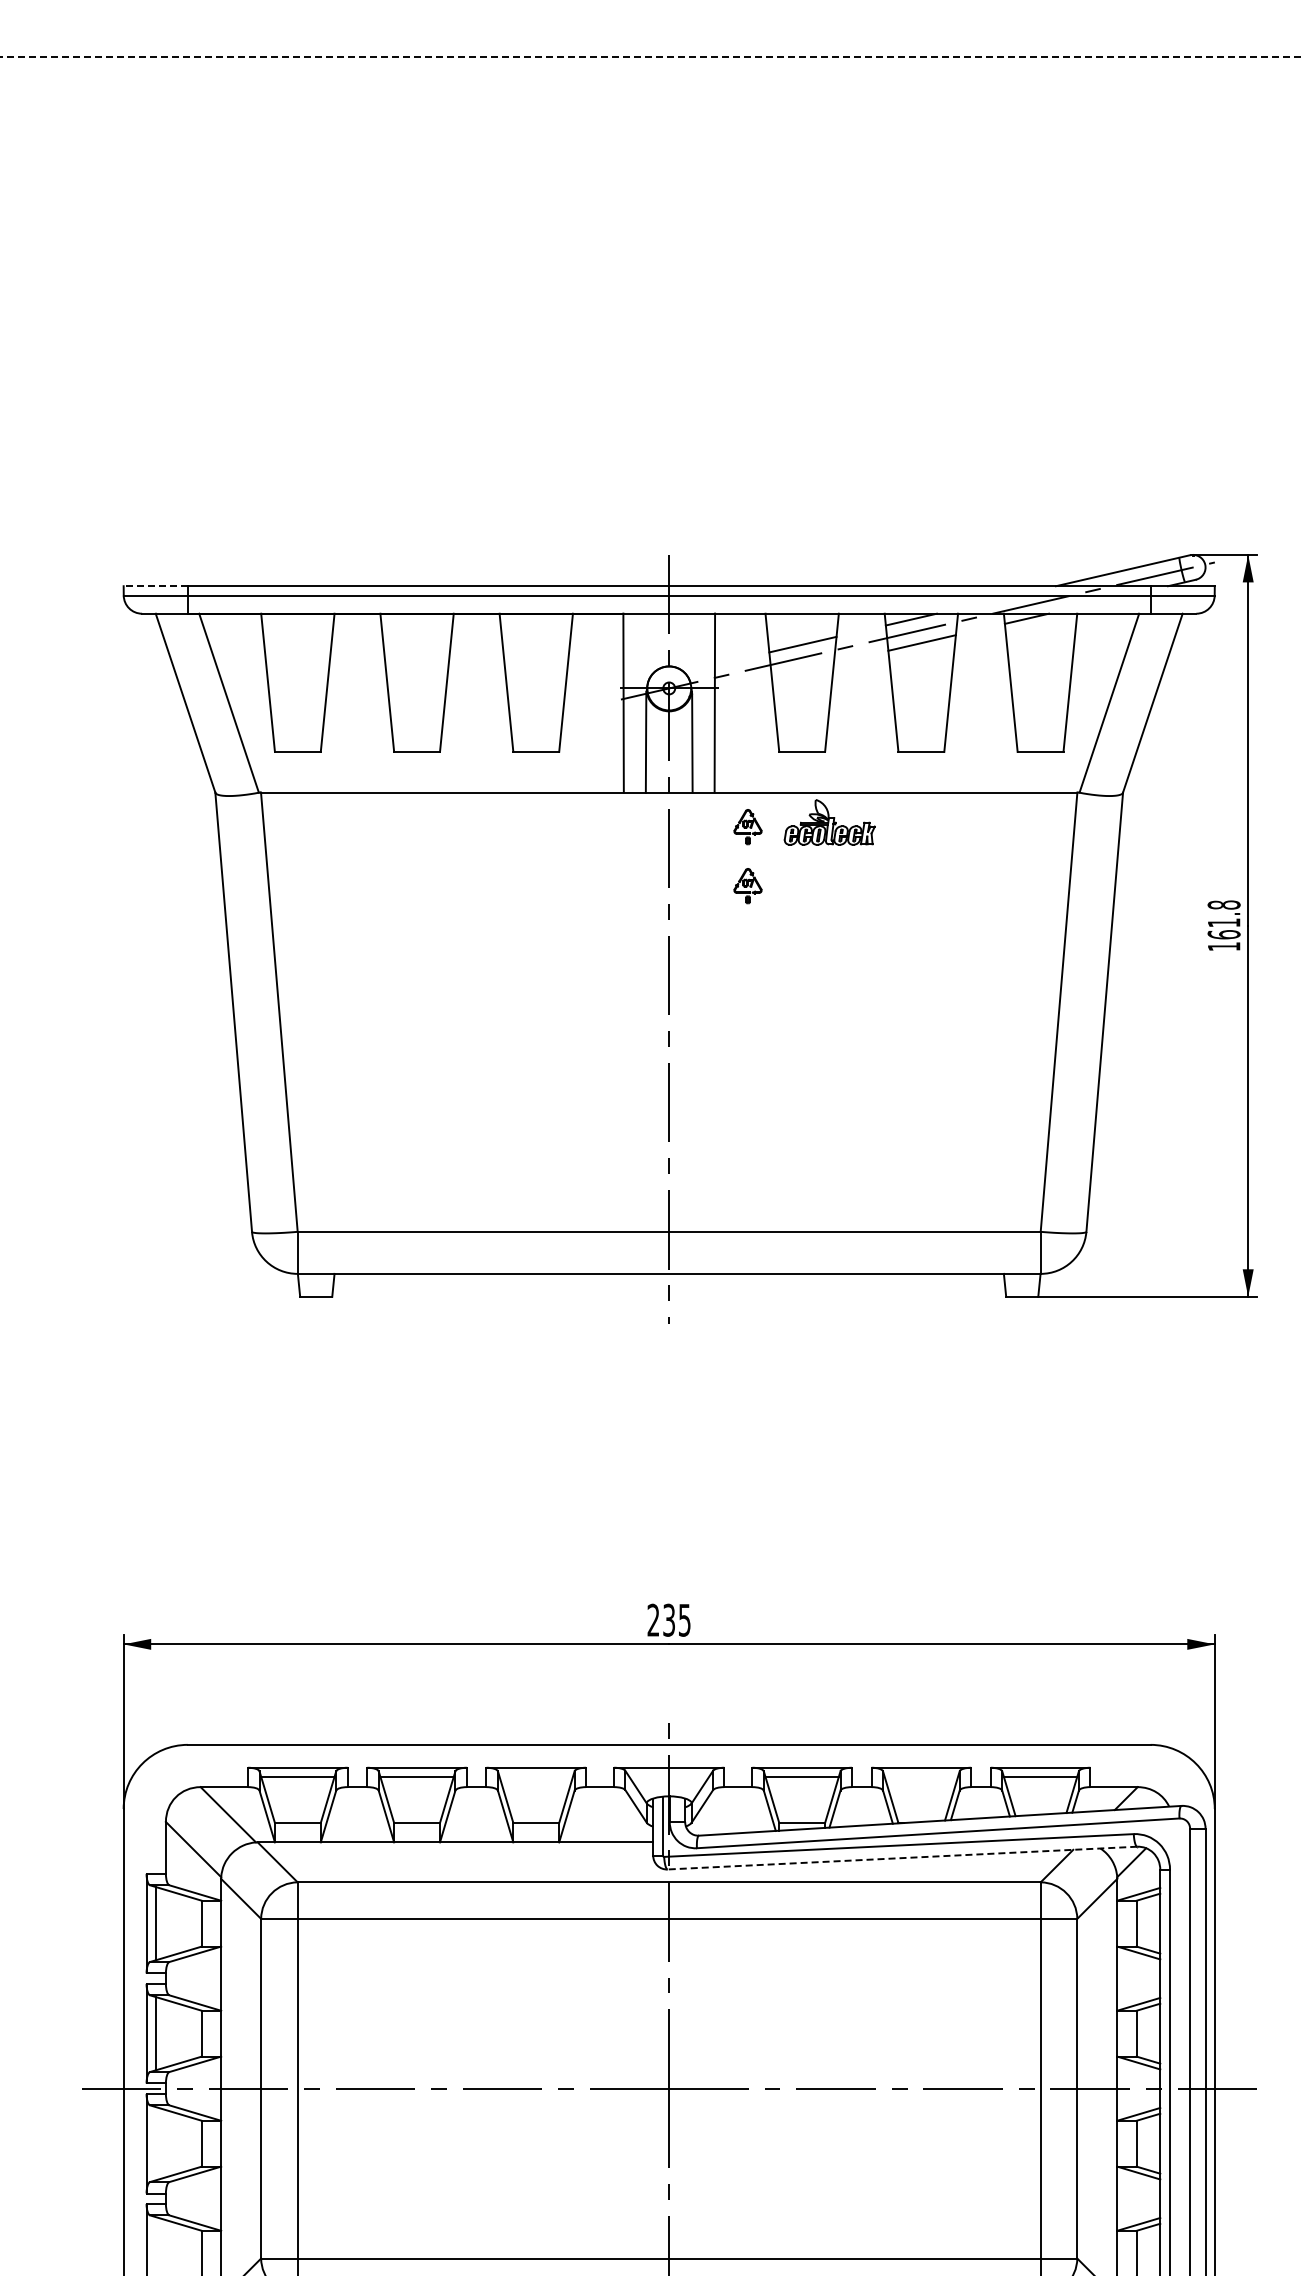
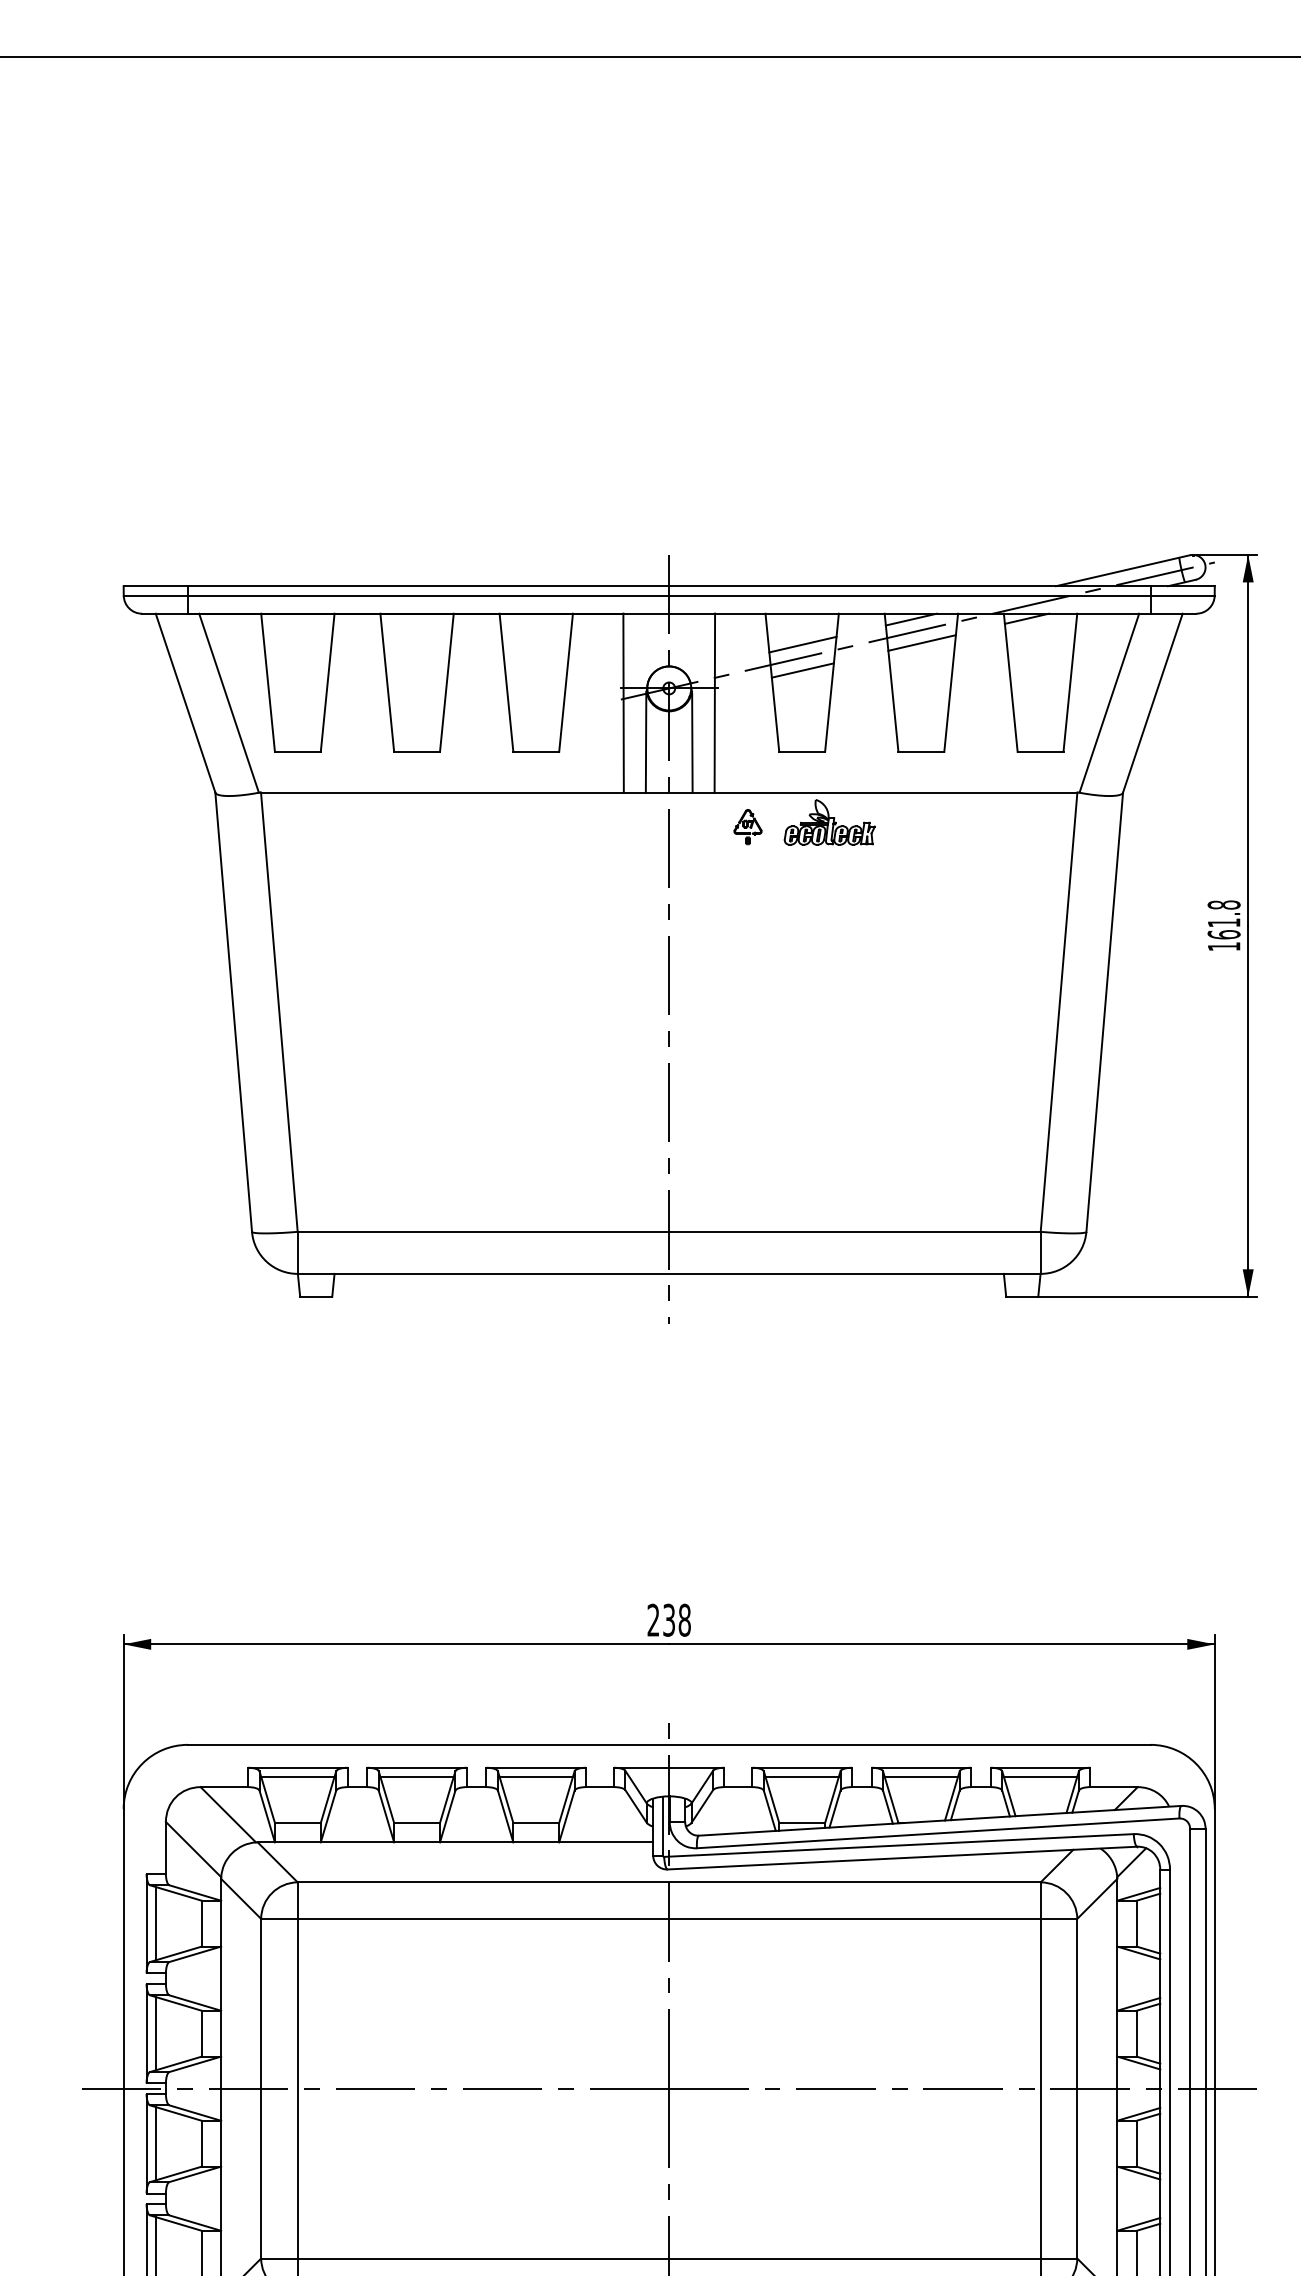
line: dashed -> solid (650, 57)
line: dashed -> solid (155, 586)
line: none -> present (802, 670)
part: present -> none (747, 886)
text: 235 -> 238 (684, 1619)
line: none -> present (535, 1776)
line: none -> present (921, 1776)
line: dashed -> solid (901, 1858)
line: none -> present (155, 2143)
line: none -> present (155, 2244)
